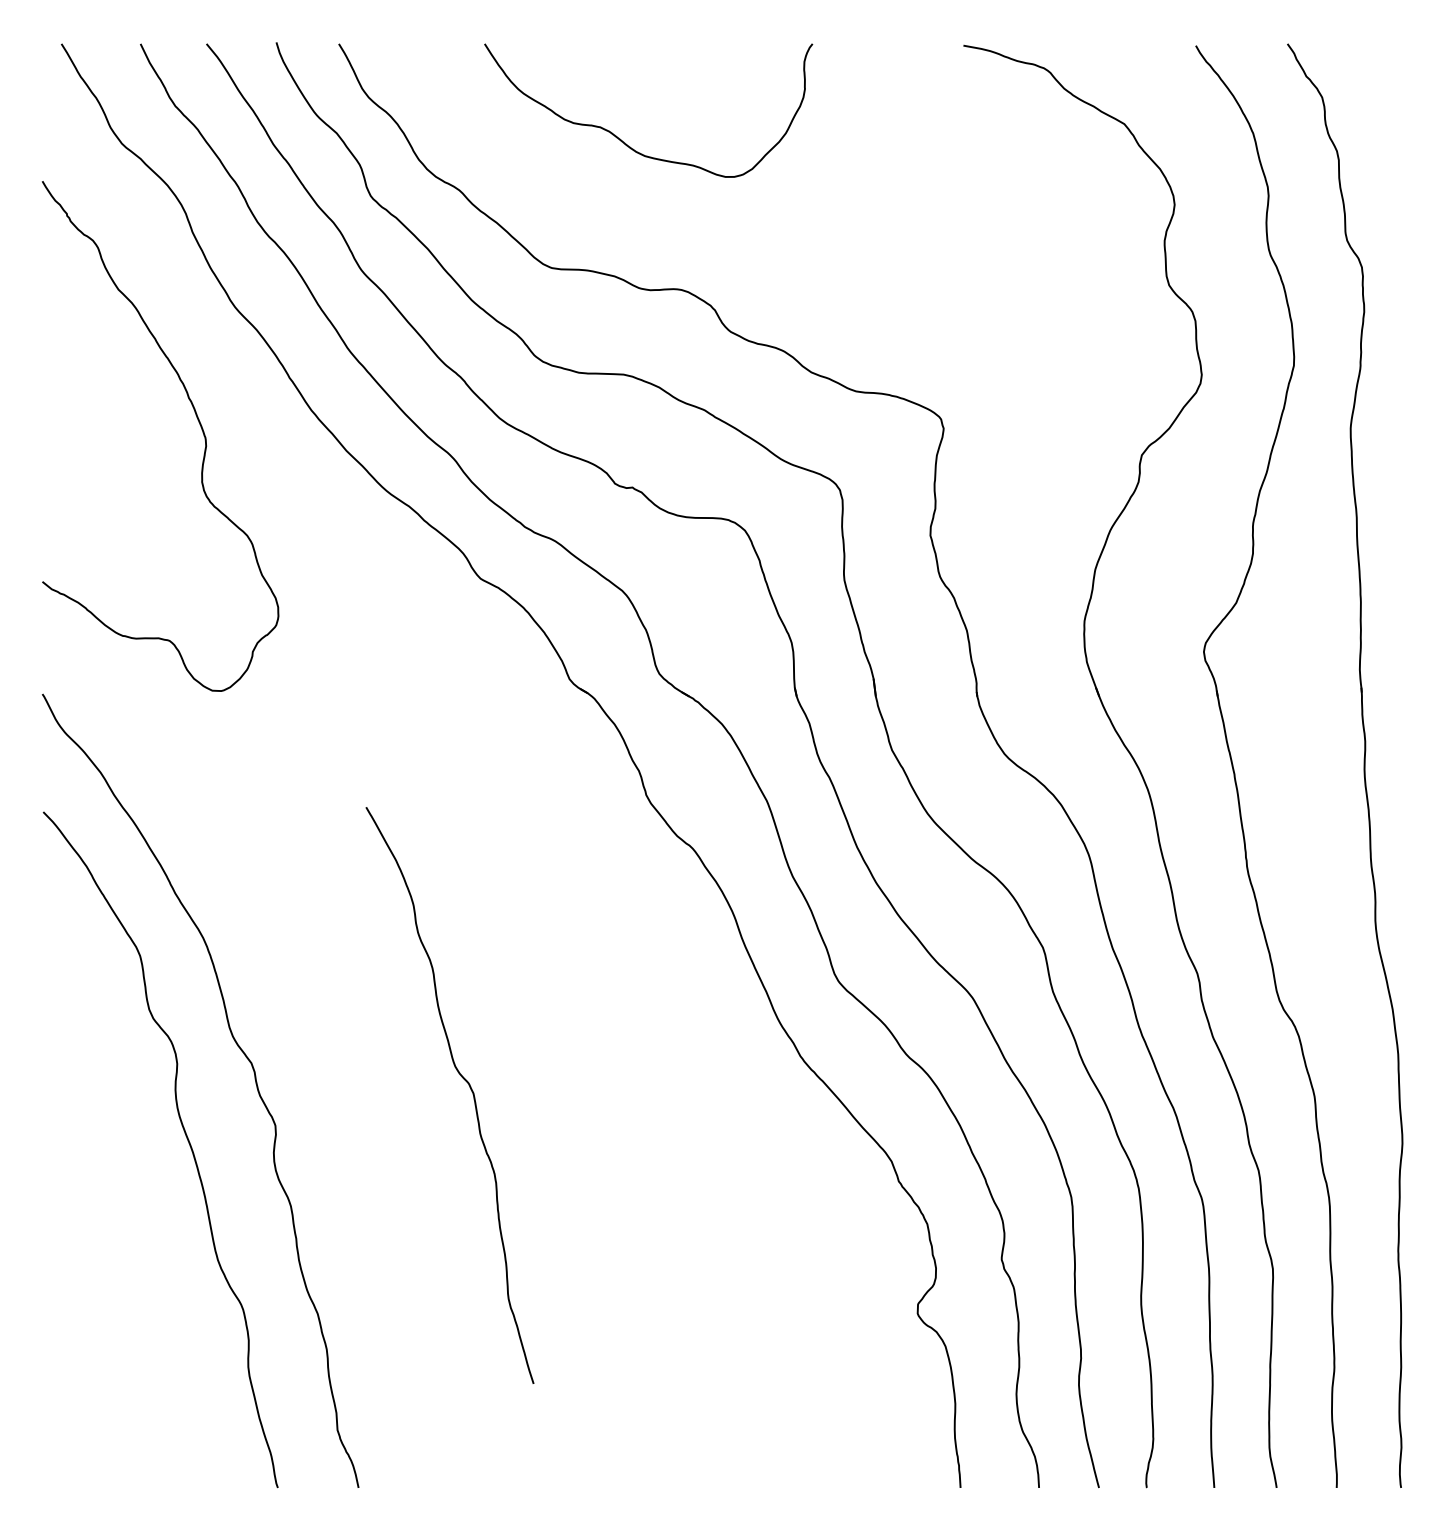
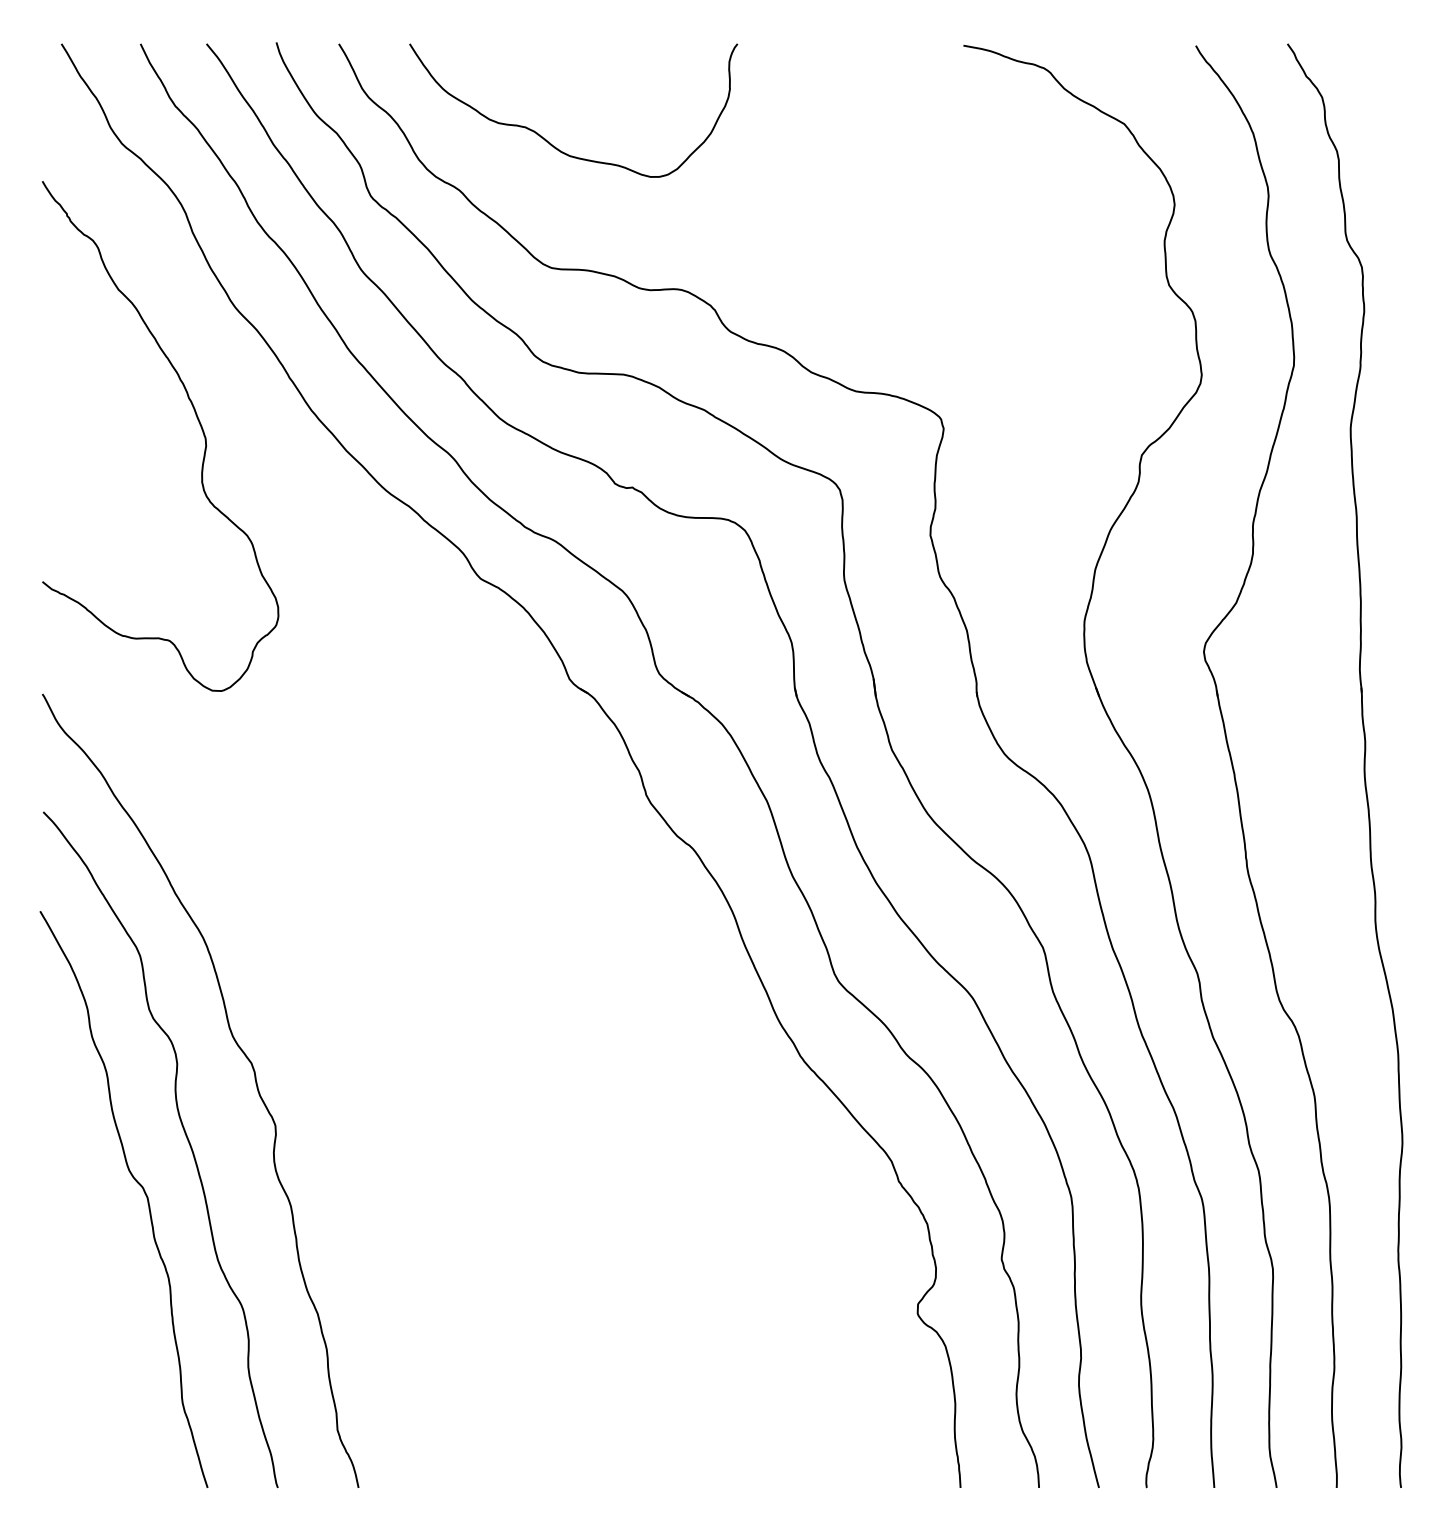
curve position: (625, 142) -> (550, 142) (550, 142)
curve position: (464, 1080) -> (138, 1184) (138, 1184)
